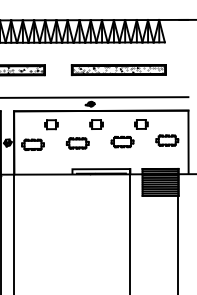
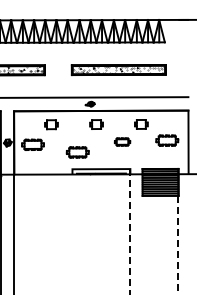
part size: 25x14 px -> 19x10 px (122, 141)
part position: (77, 143) -> (77, 152) (77, 152)
line: solid -> dashed (130, 231)
line: solid -> dashed (178, 245)
